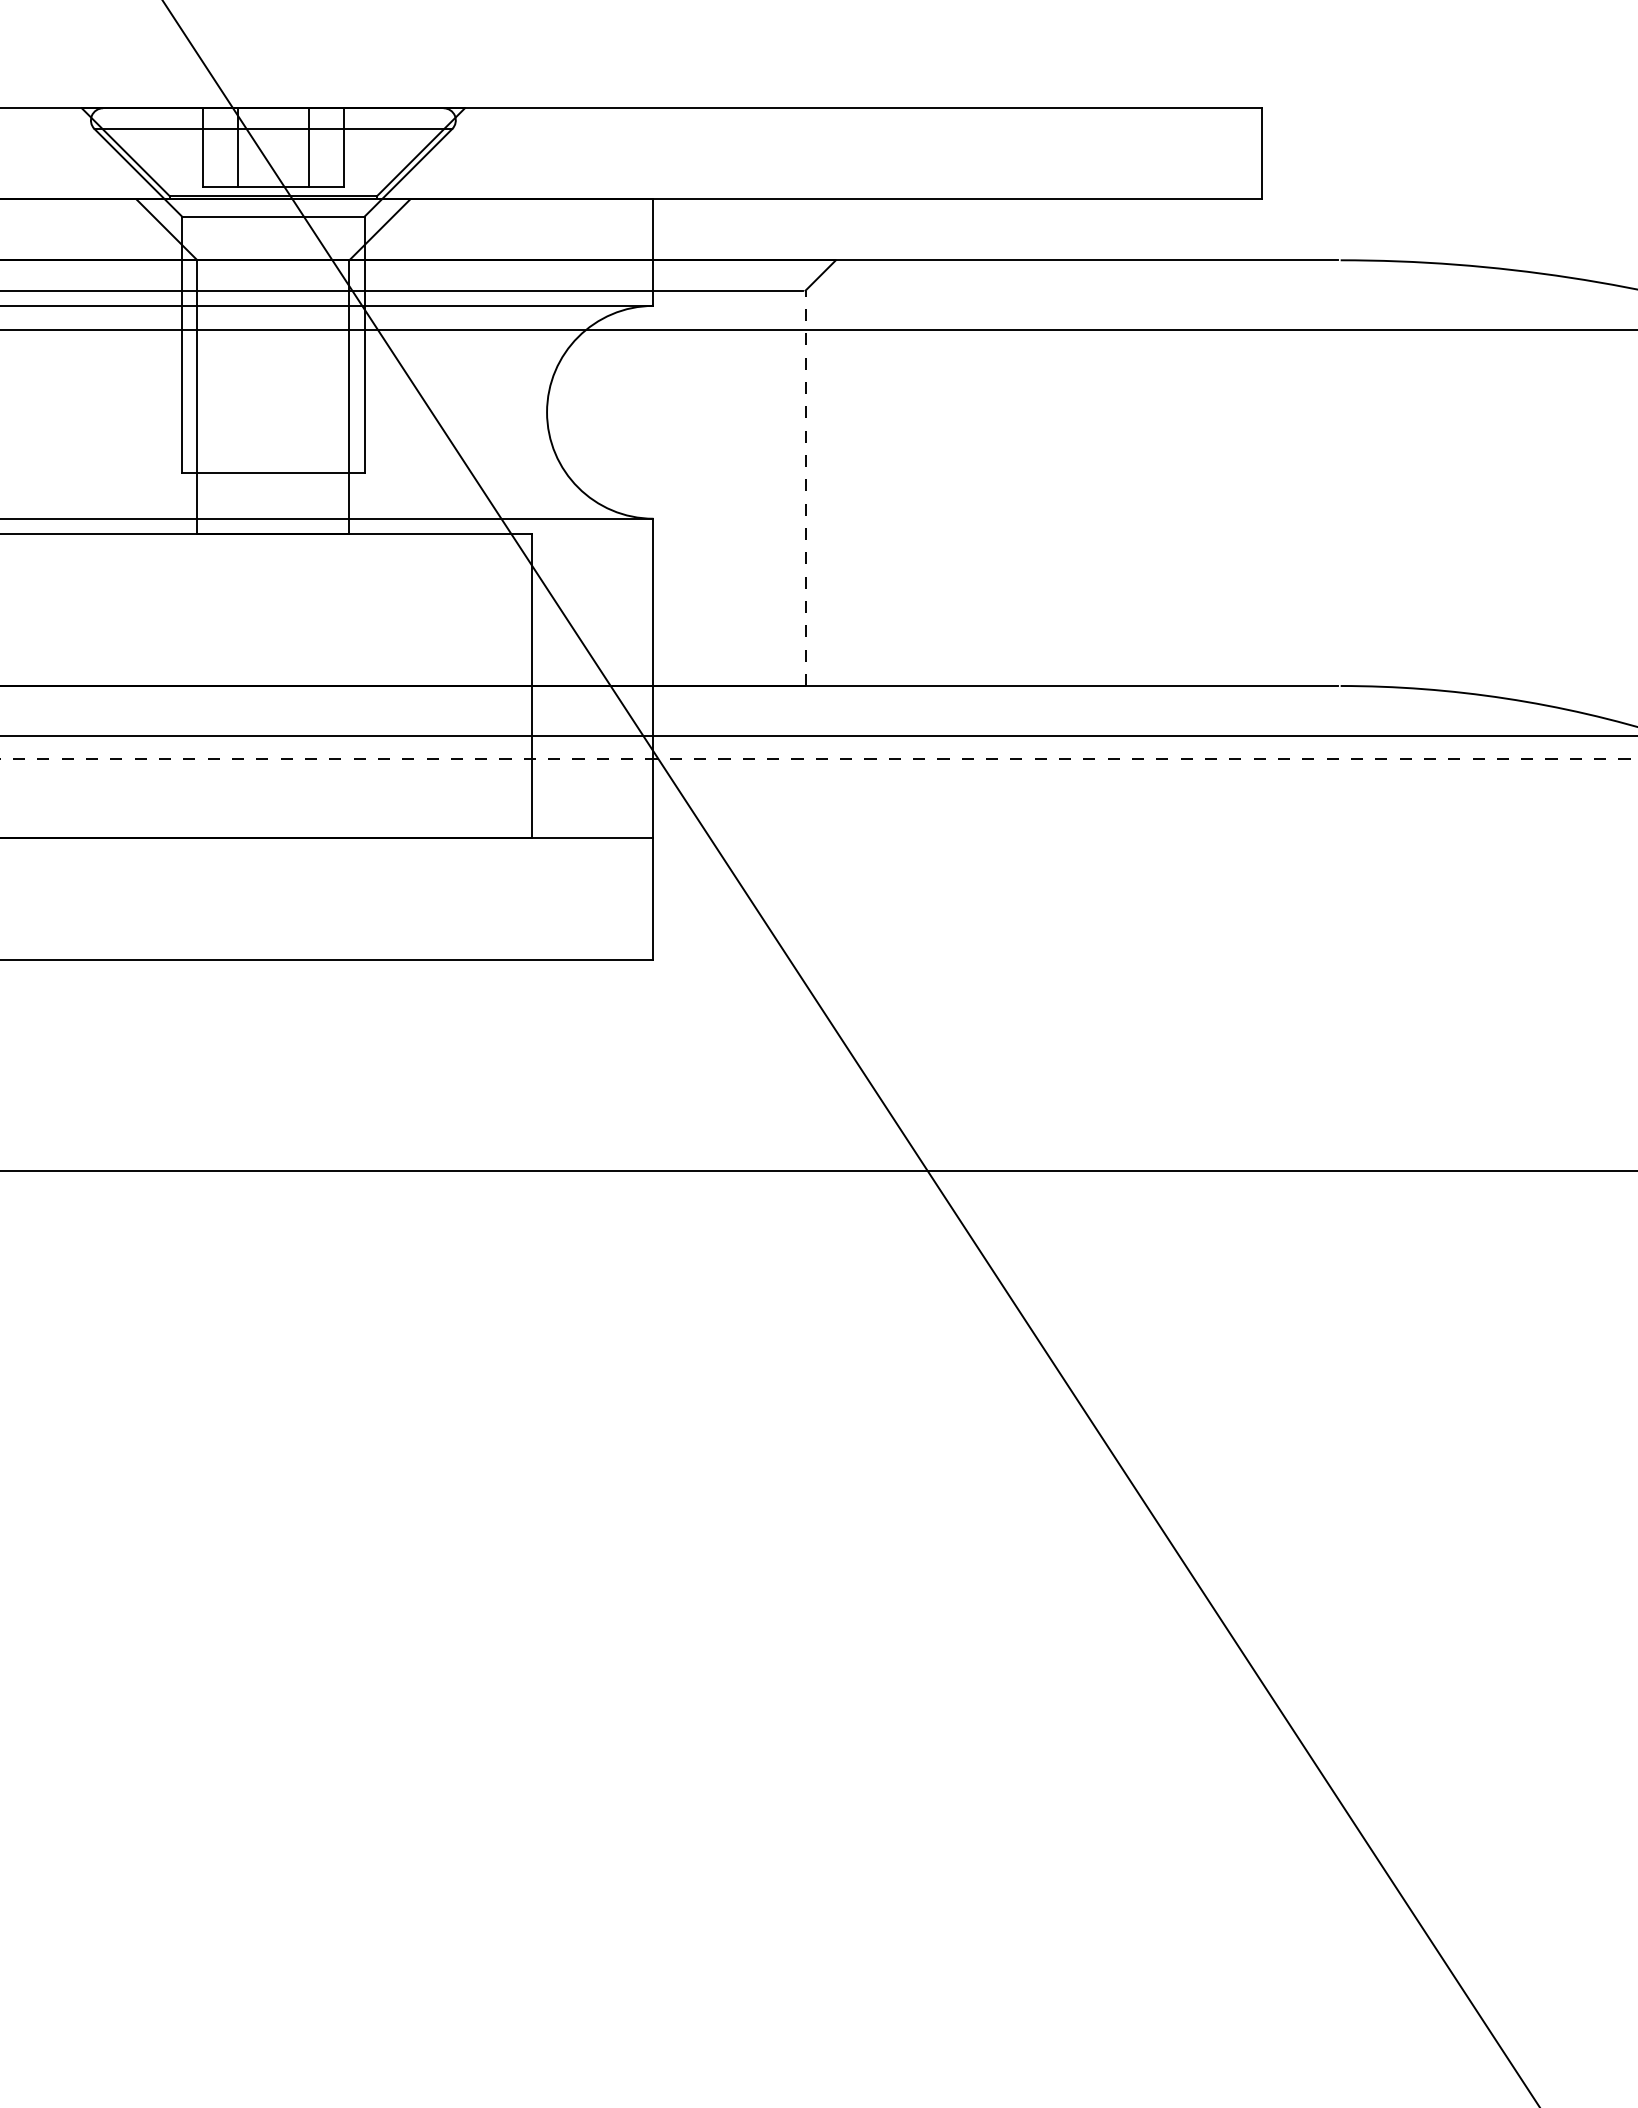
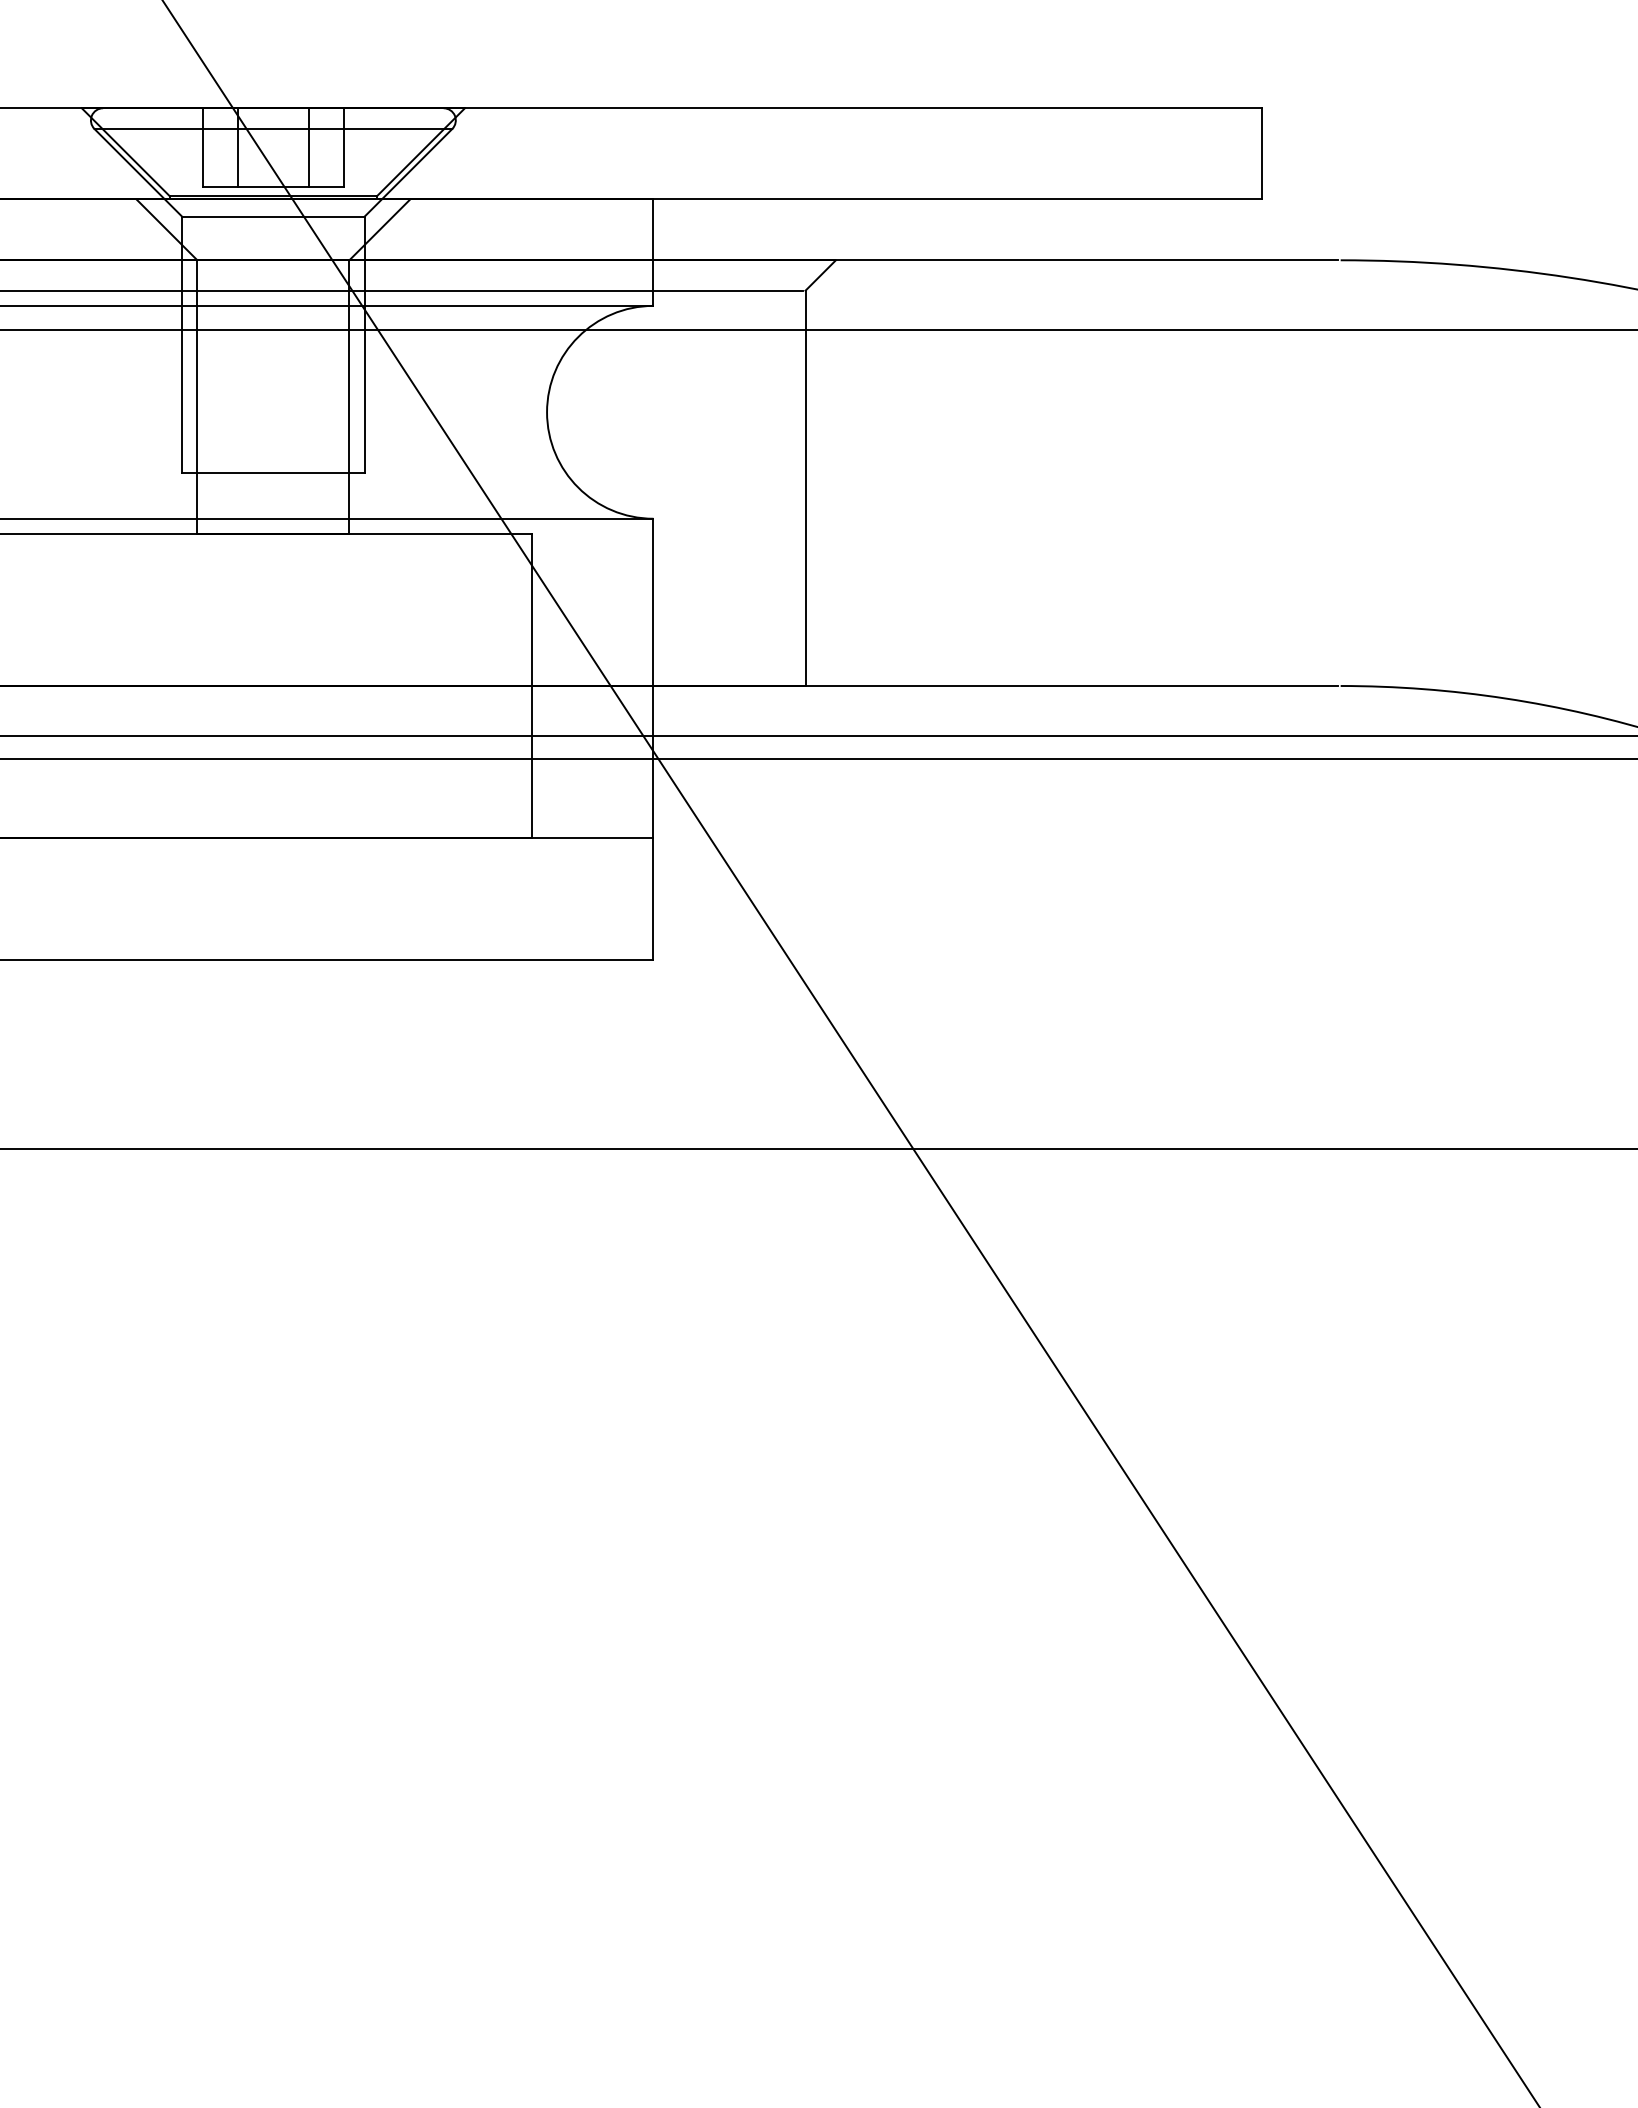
line: dashed -> solid (805, 488)
line: dashed -> solid (818, 758)
line position: (818, 1170) -> (818, 1148) (818, 1148)
